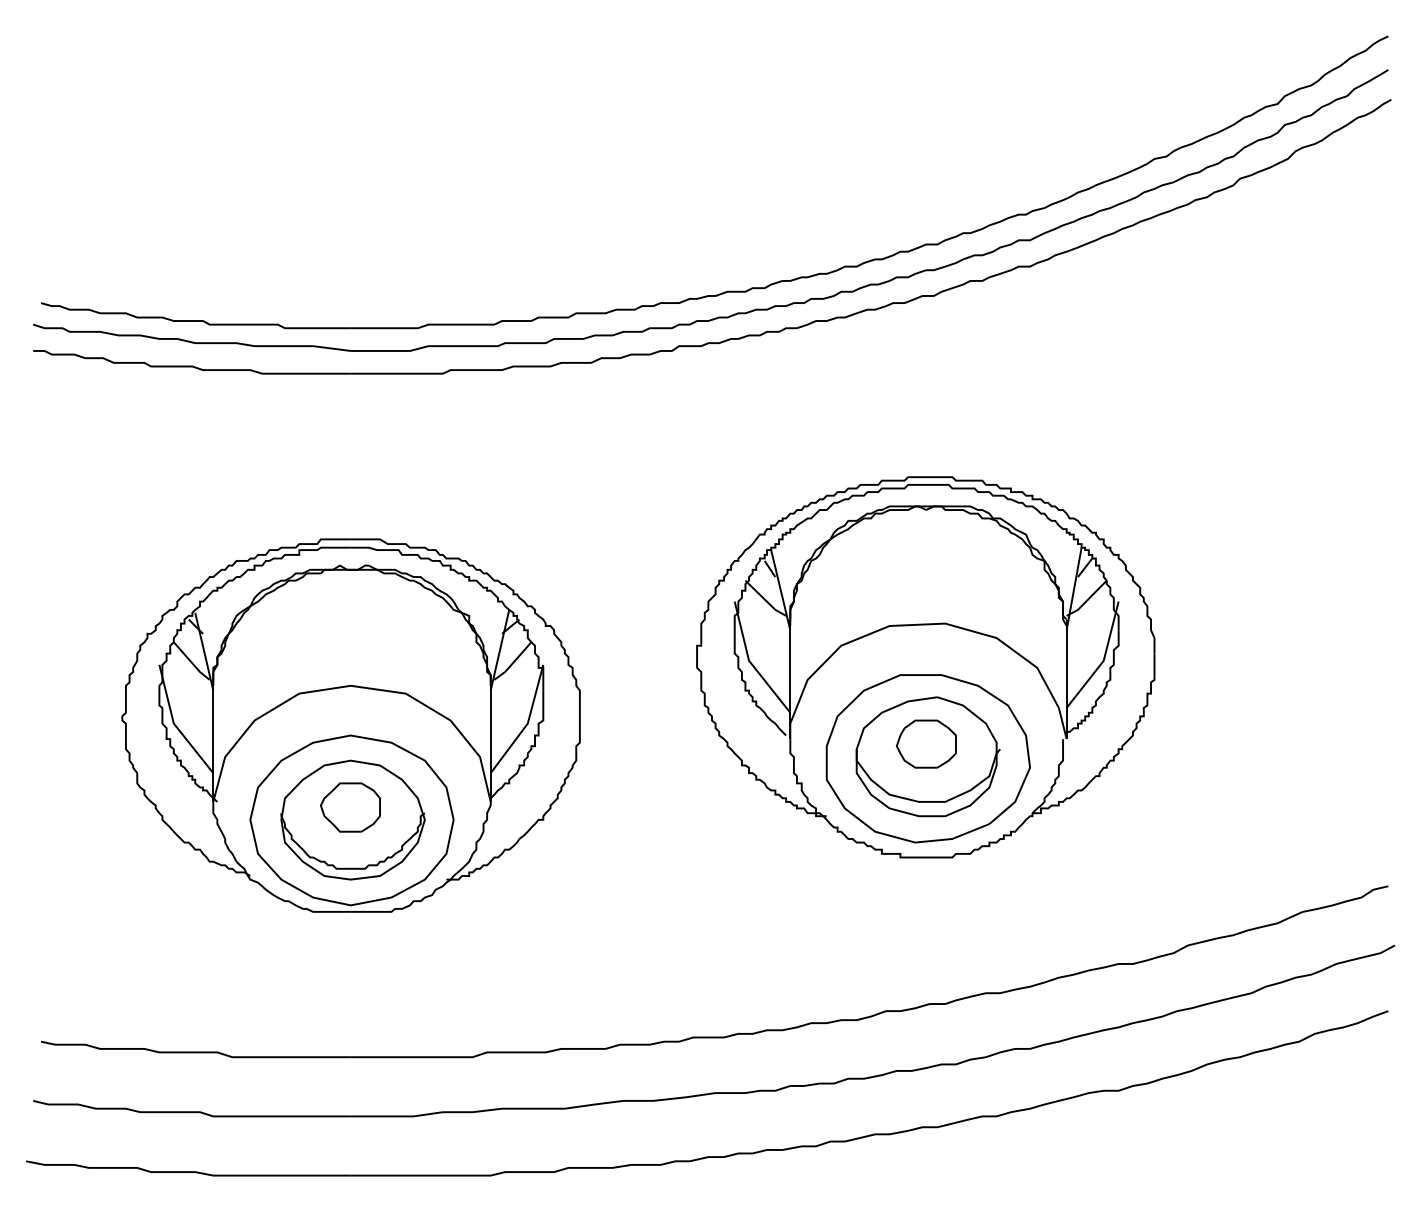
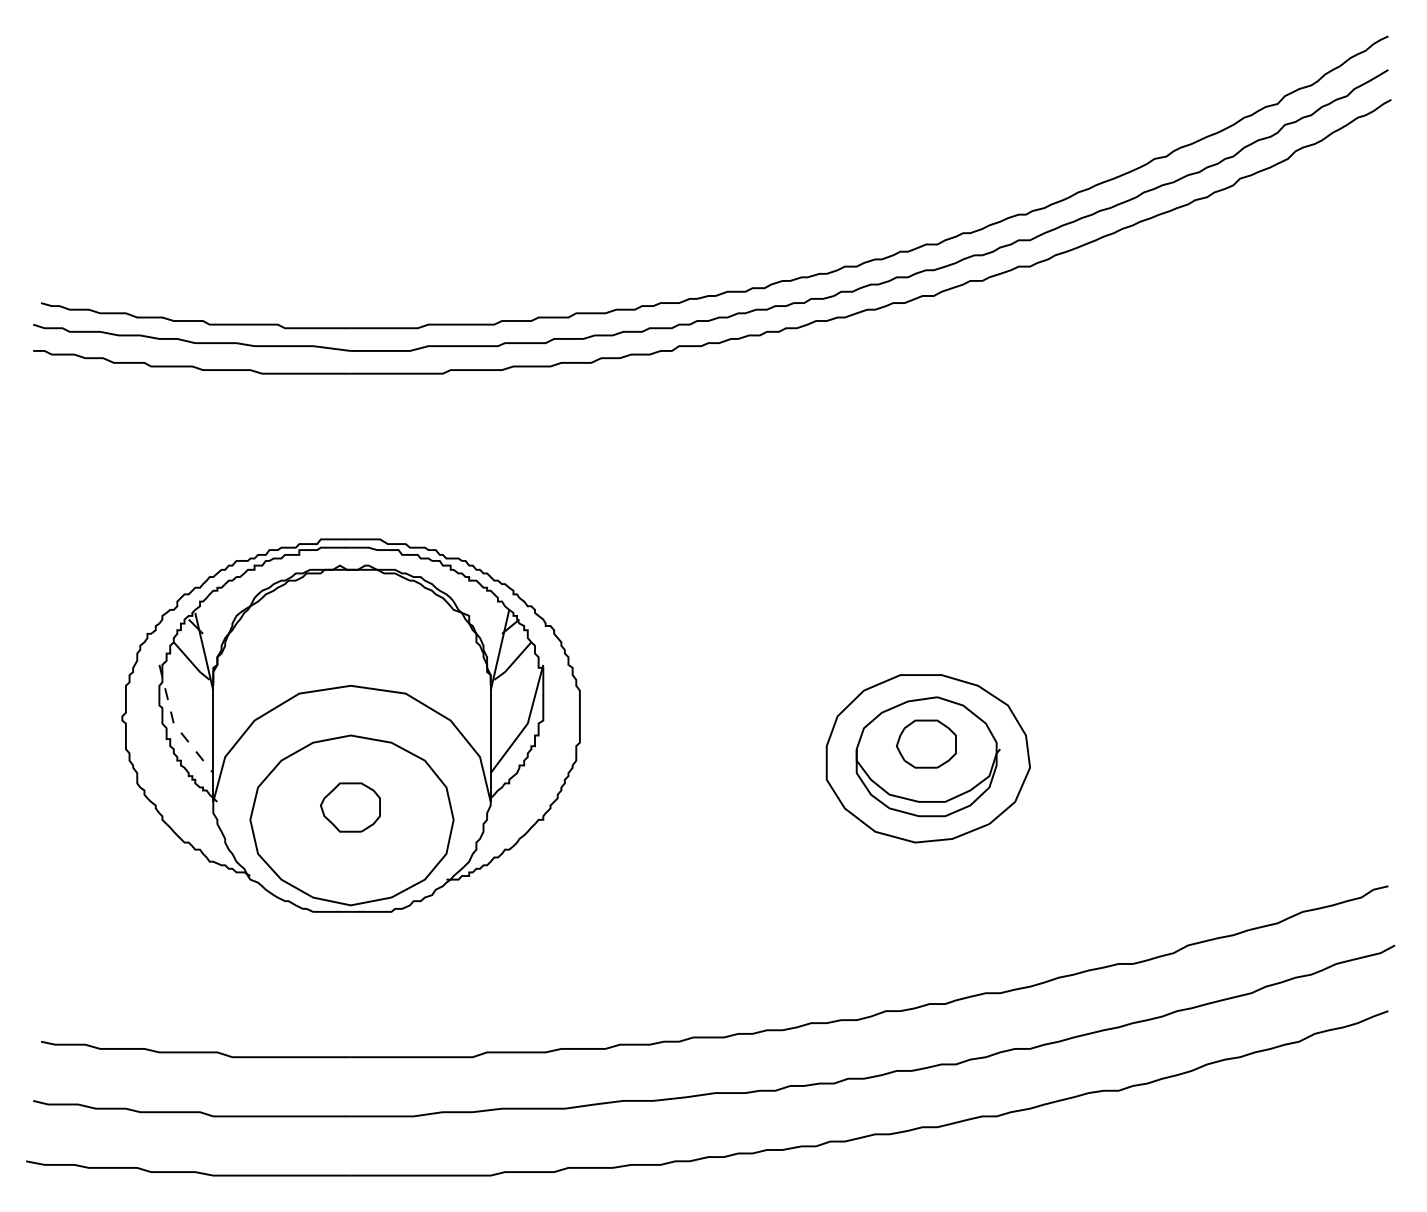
part: present -> none (925, 667)
line: solid -> dashed (174, 724)
part: present -> none (352, 819)
